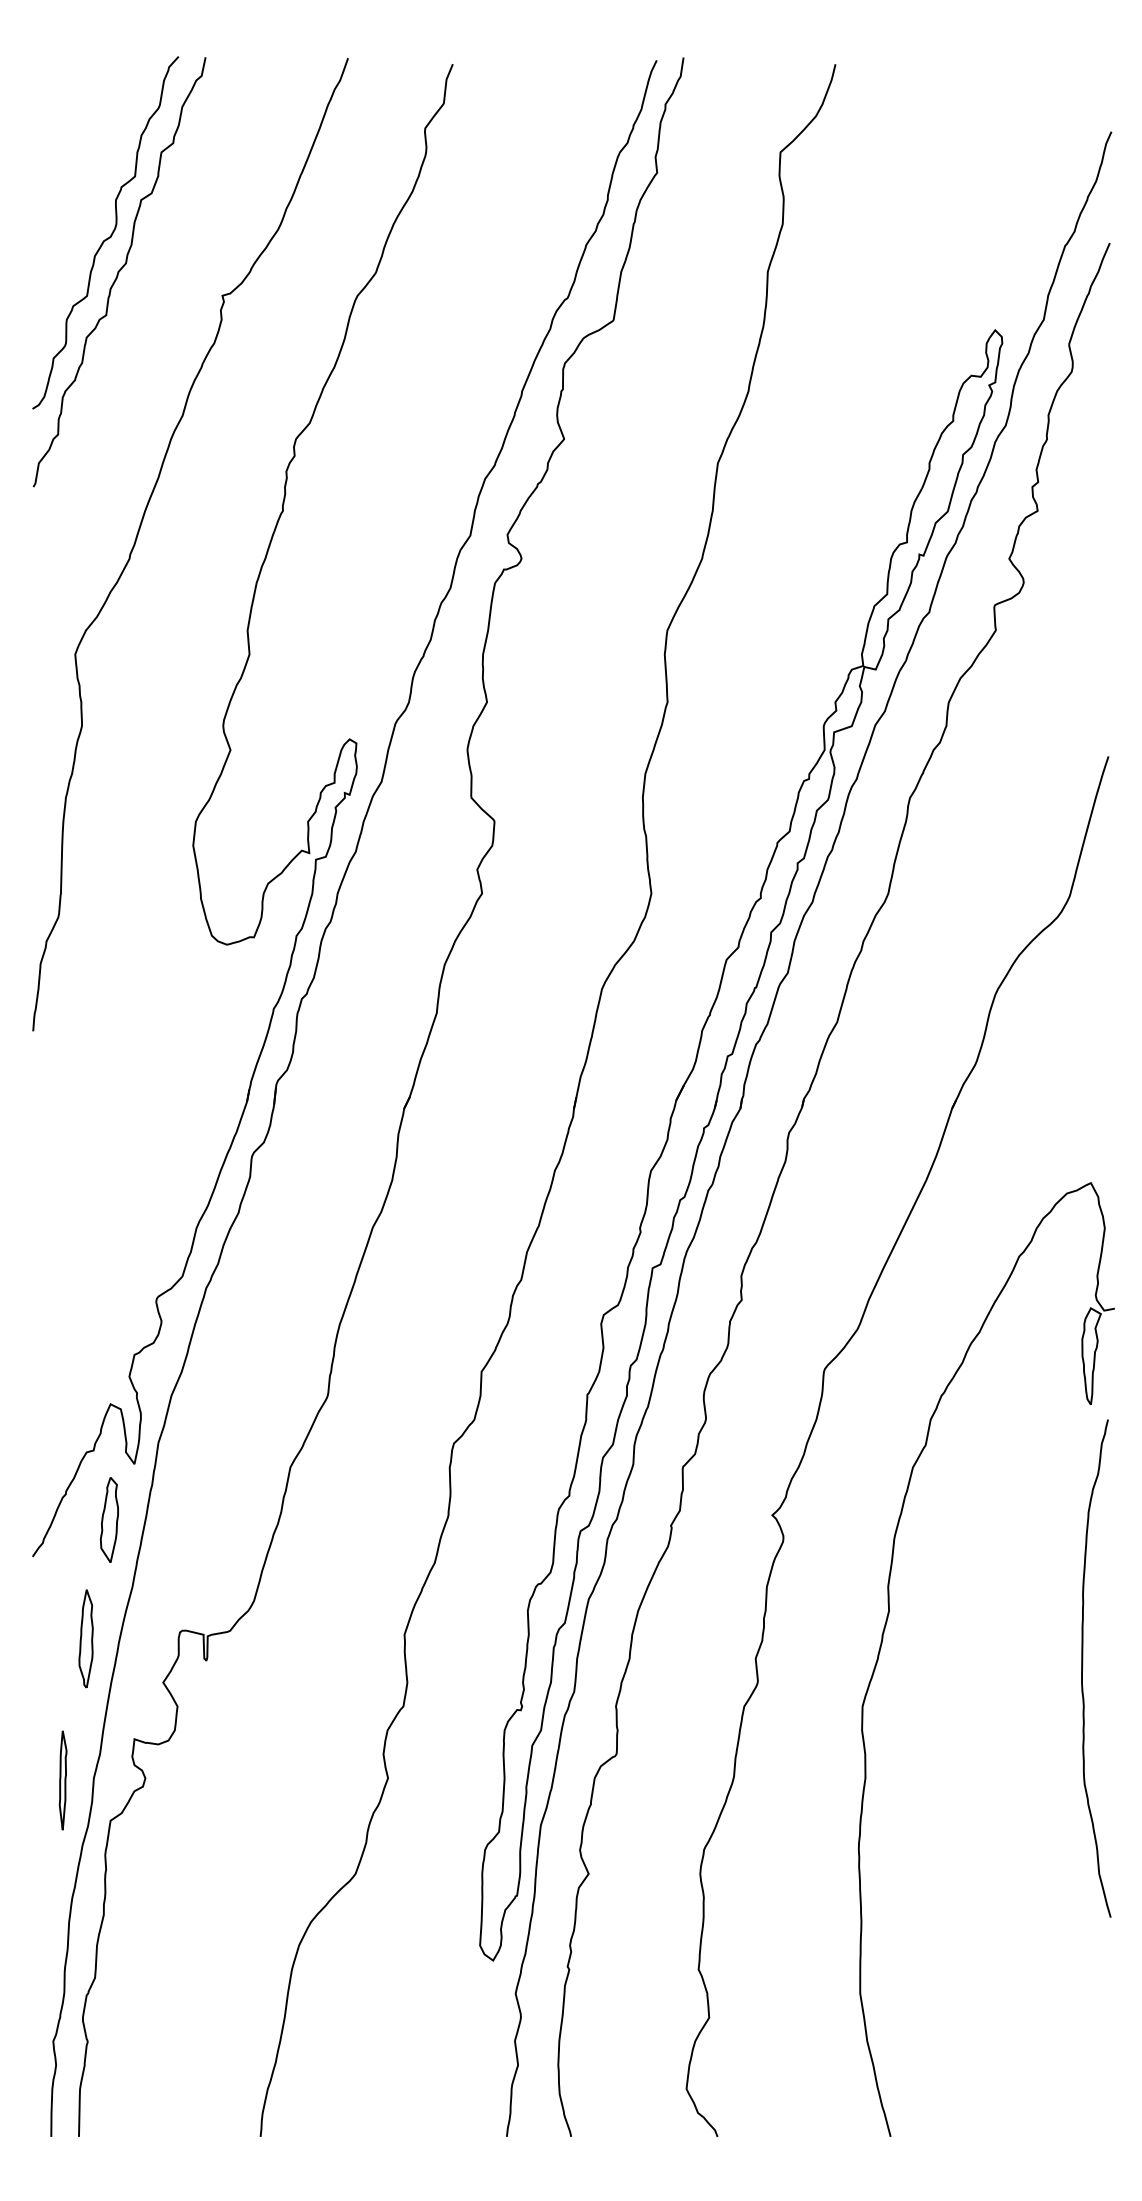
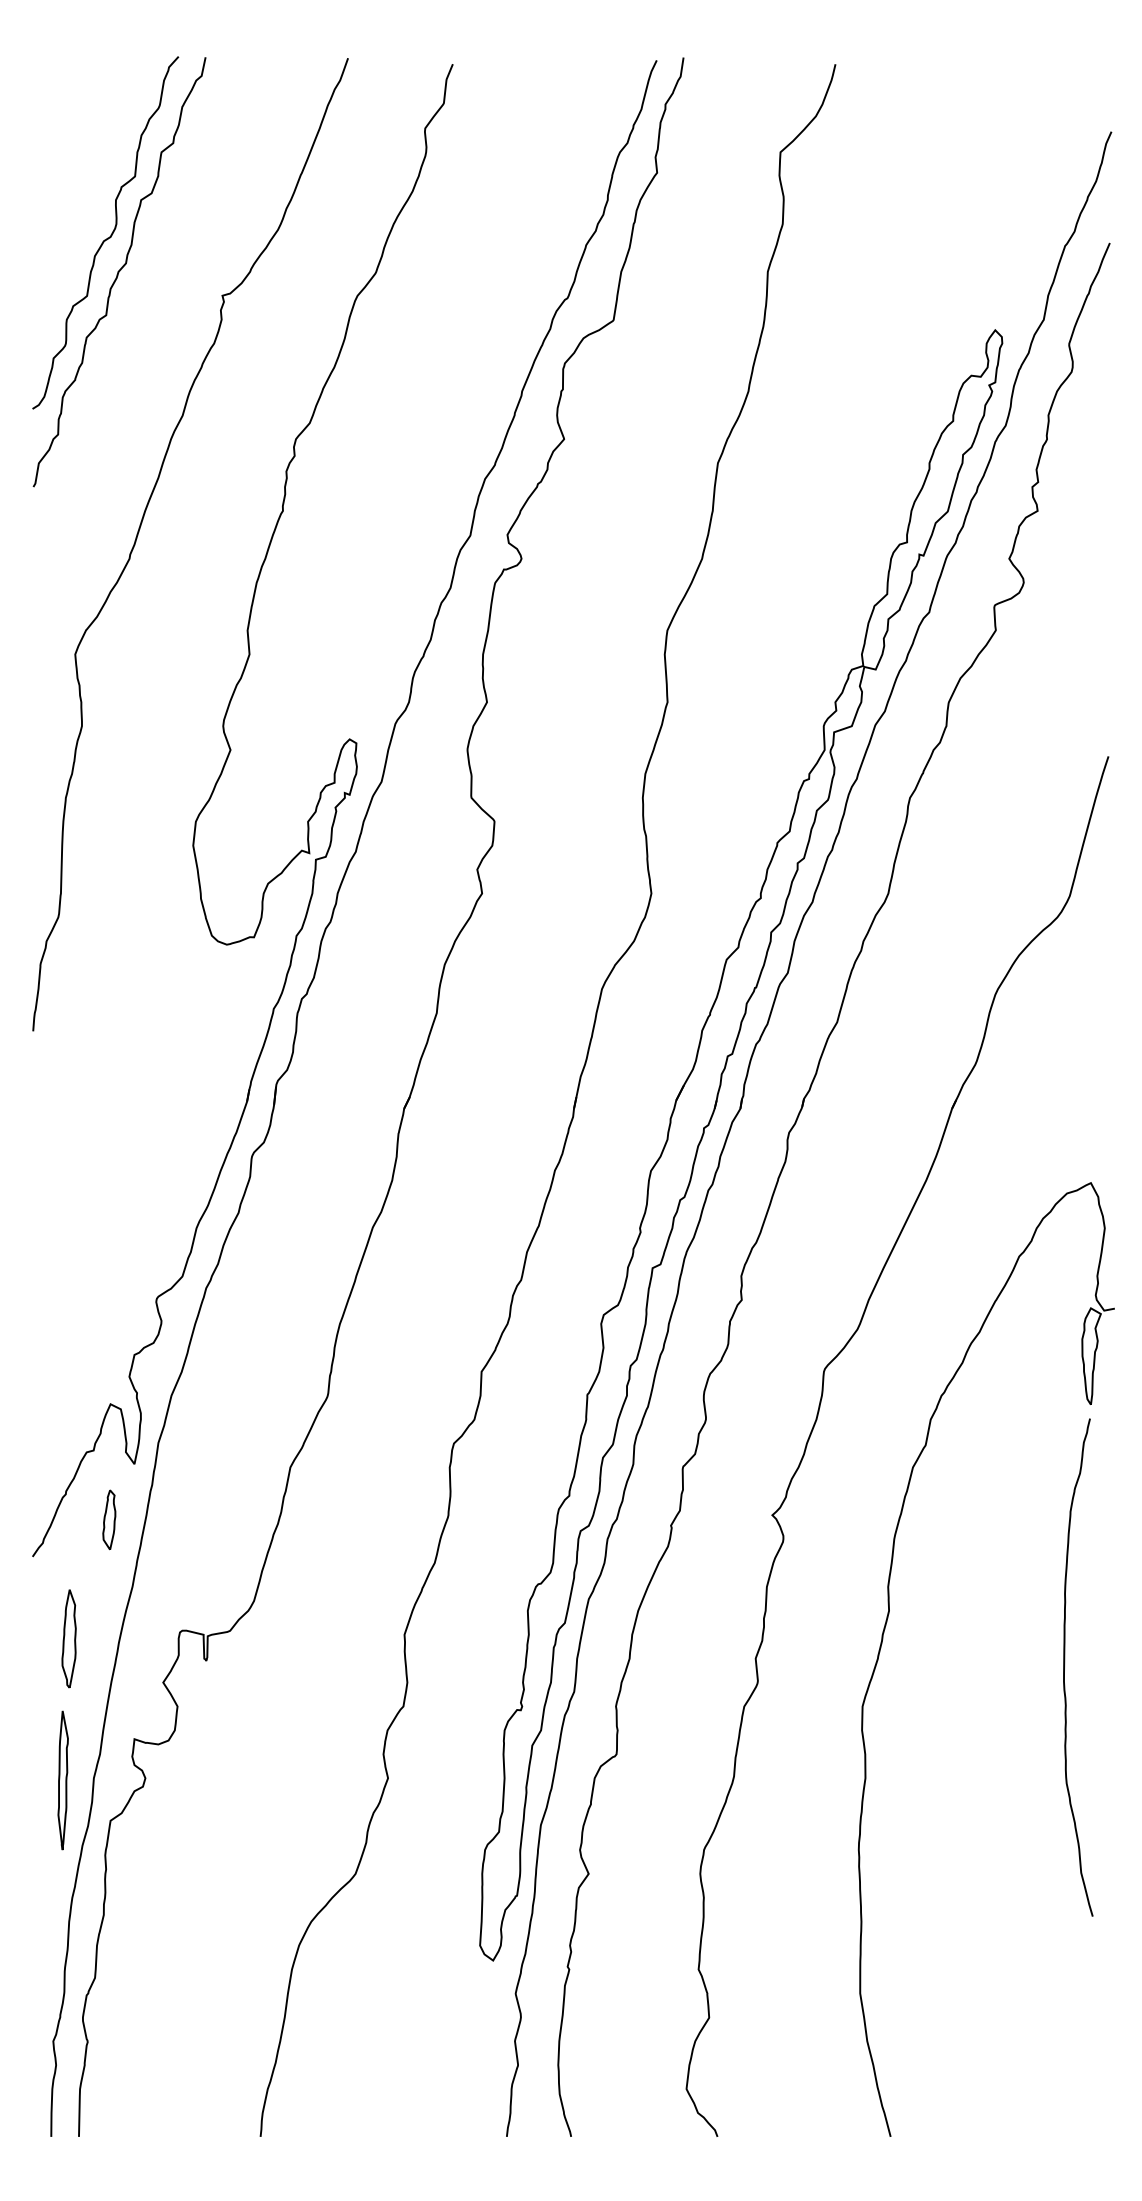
part size: 20x86 px -> 15x62 px (109, 1519)
part position: (85, 1638) -> (68, 1638) (68, 1638)
curve position: (1083, 1665) -> (1065, 1664) (1065, 1664)
part size: 10x101 px -> 12x141 px (62, 1780)
